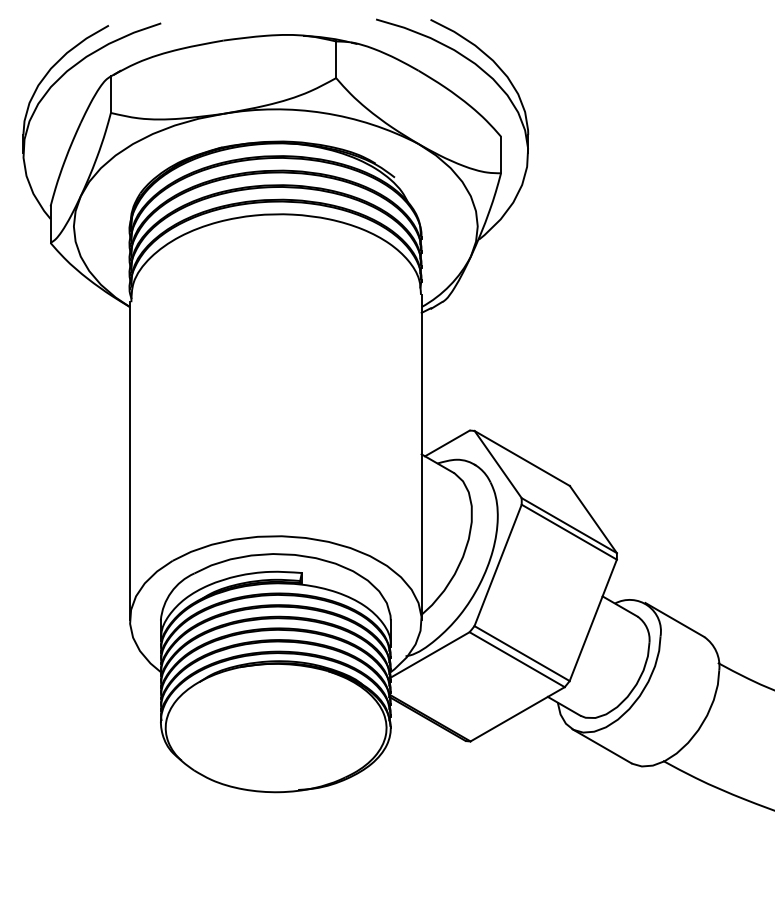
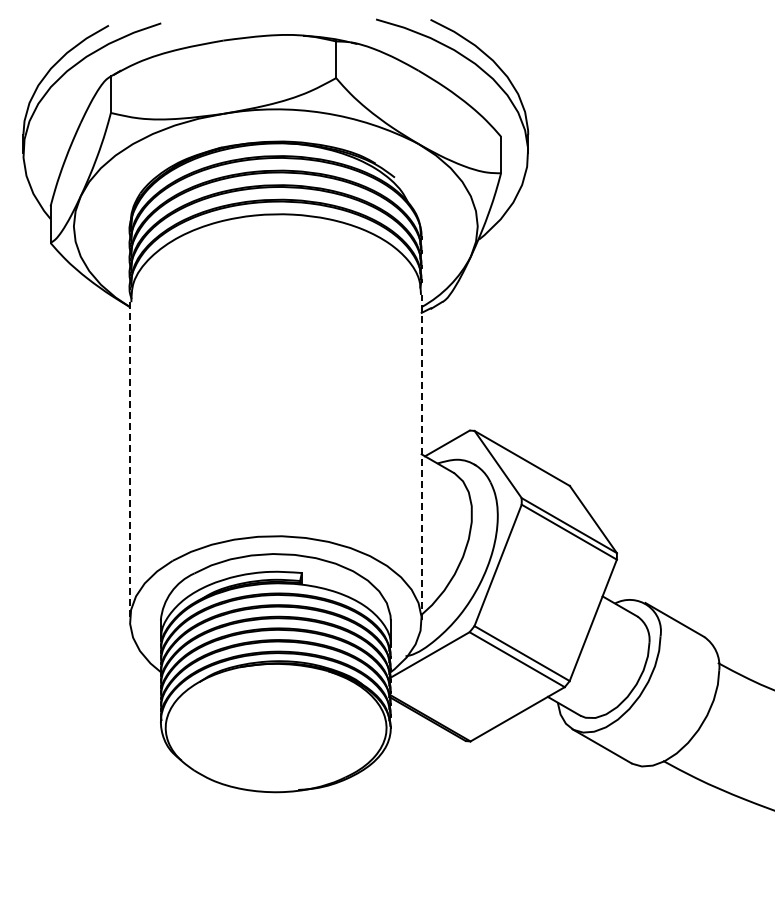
line: solid -> dashed (421, 457)
line: solid -> dashed (129, 461)
